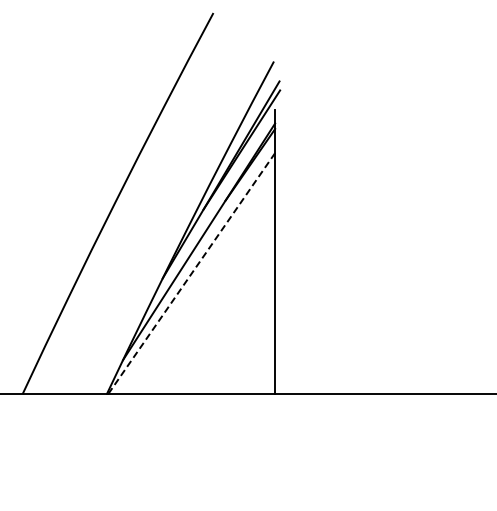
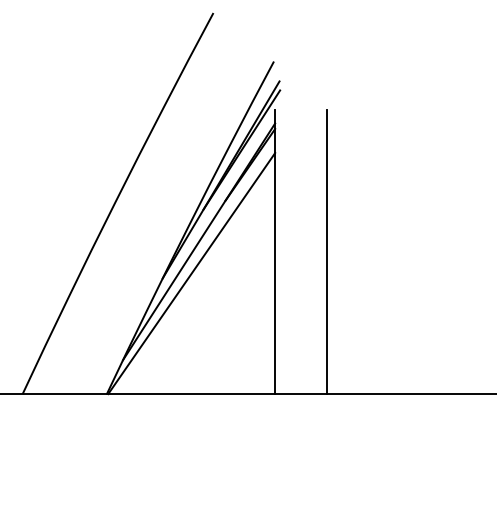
line: none -> present (326, 252)
line: dashed -> solid (191, 273)
